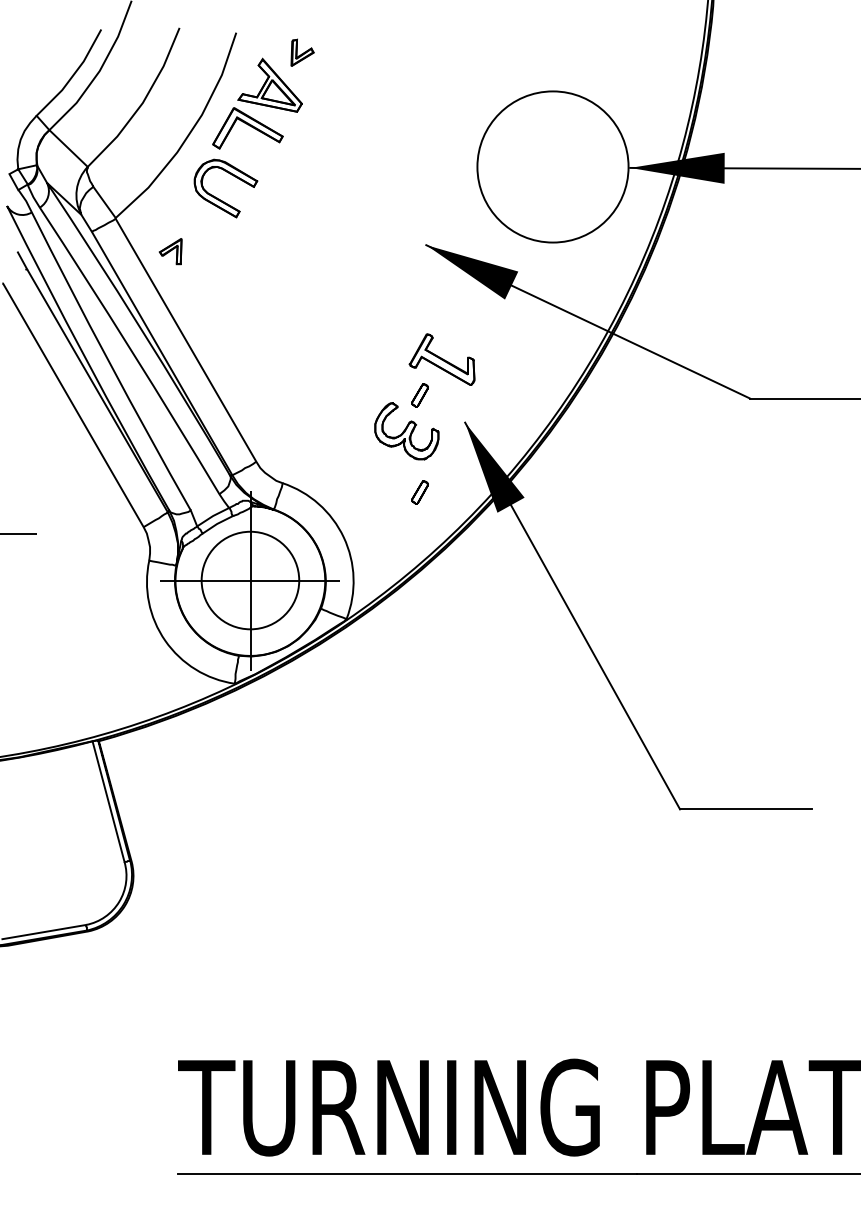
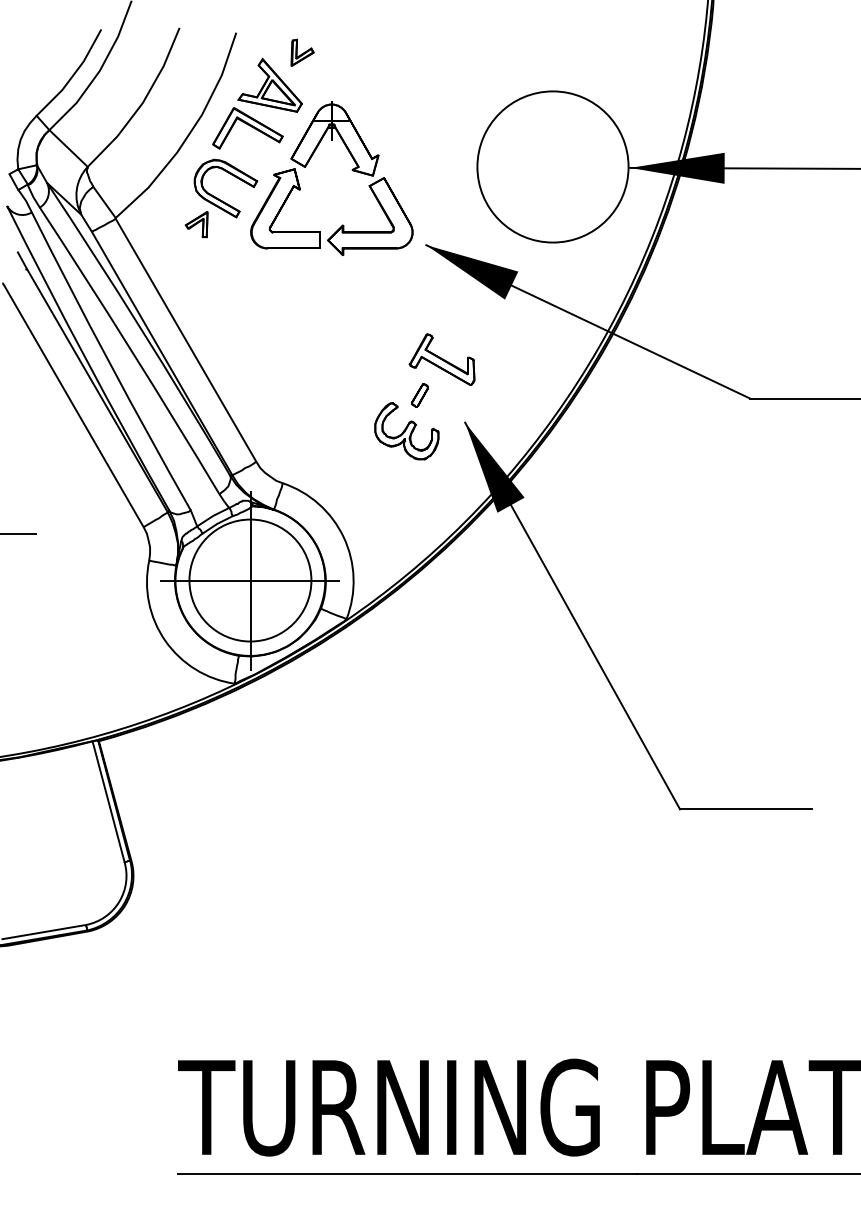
part: none -> present (351, 170)
part position: (170, 251) -> (196, 224) (196, 224)
part: present -> none (419, 492)
circle diameter: 98 px -> 122 px (250, 580)
